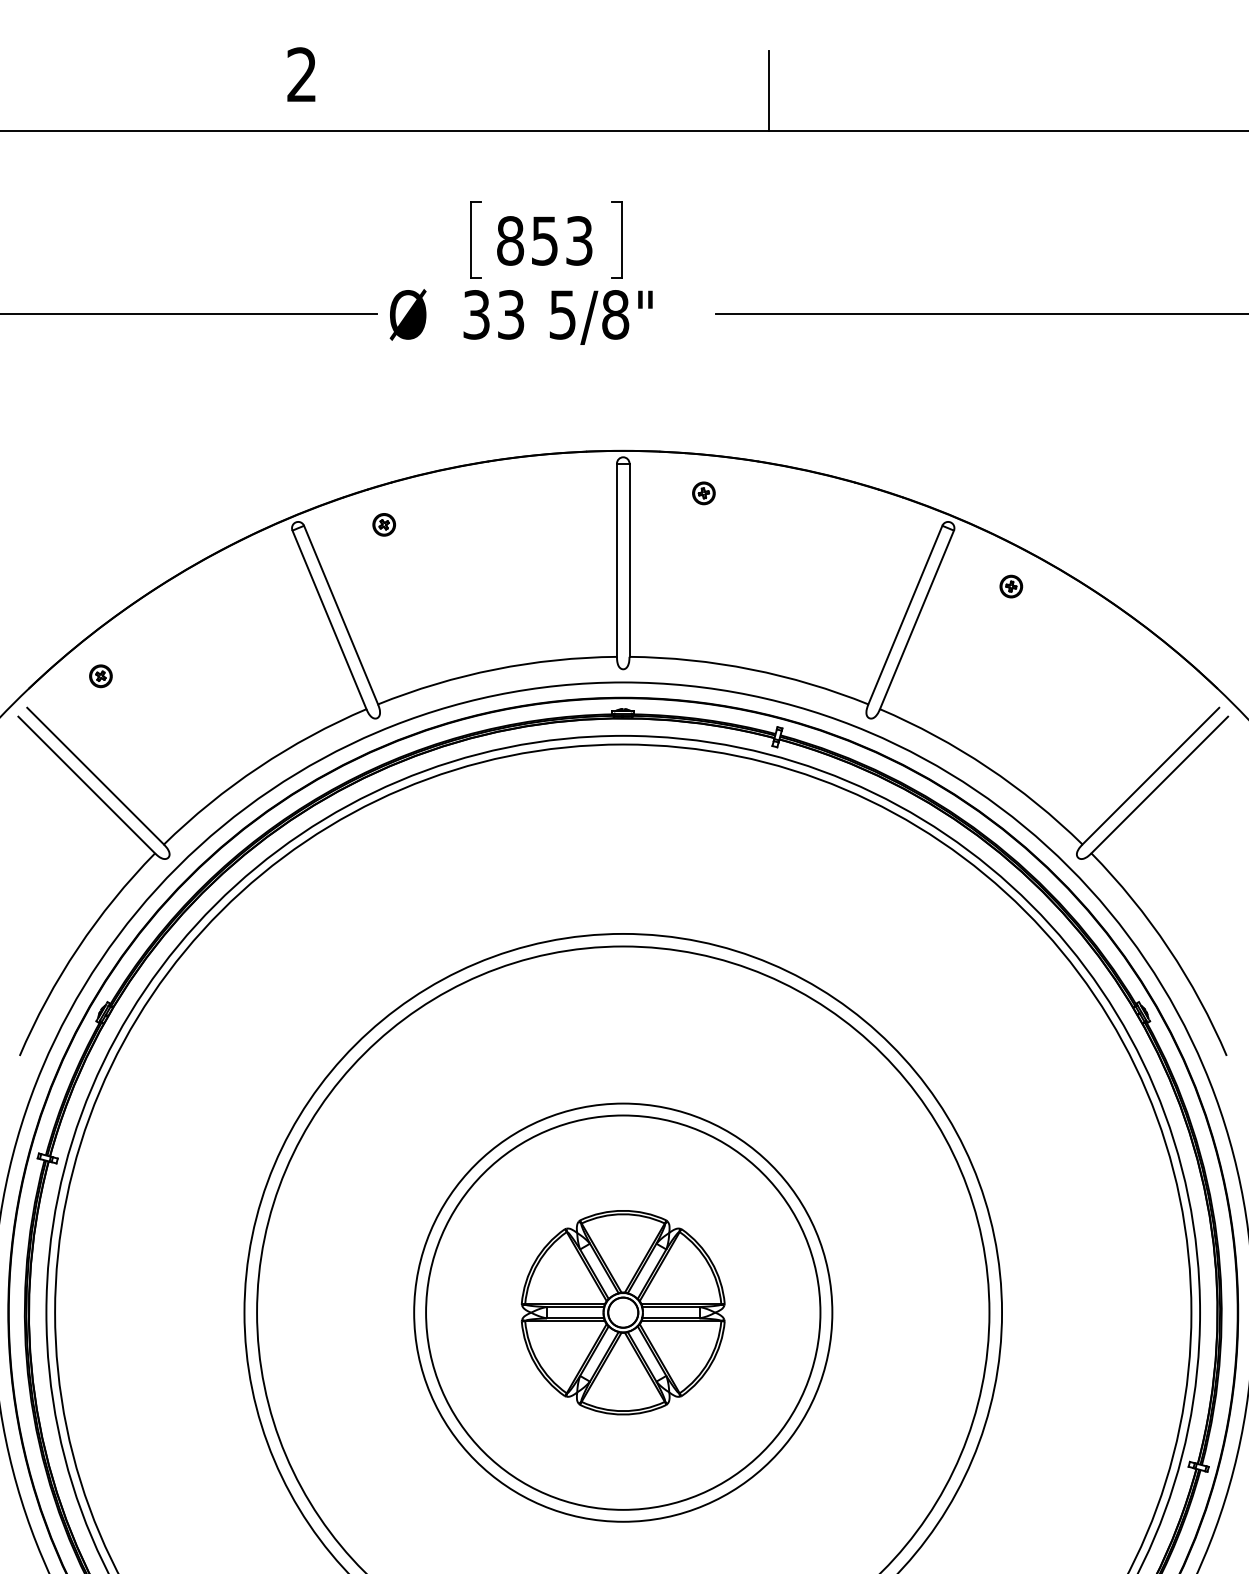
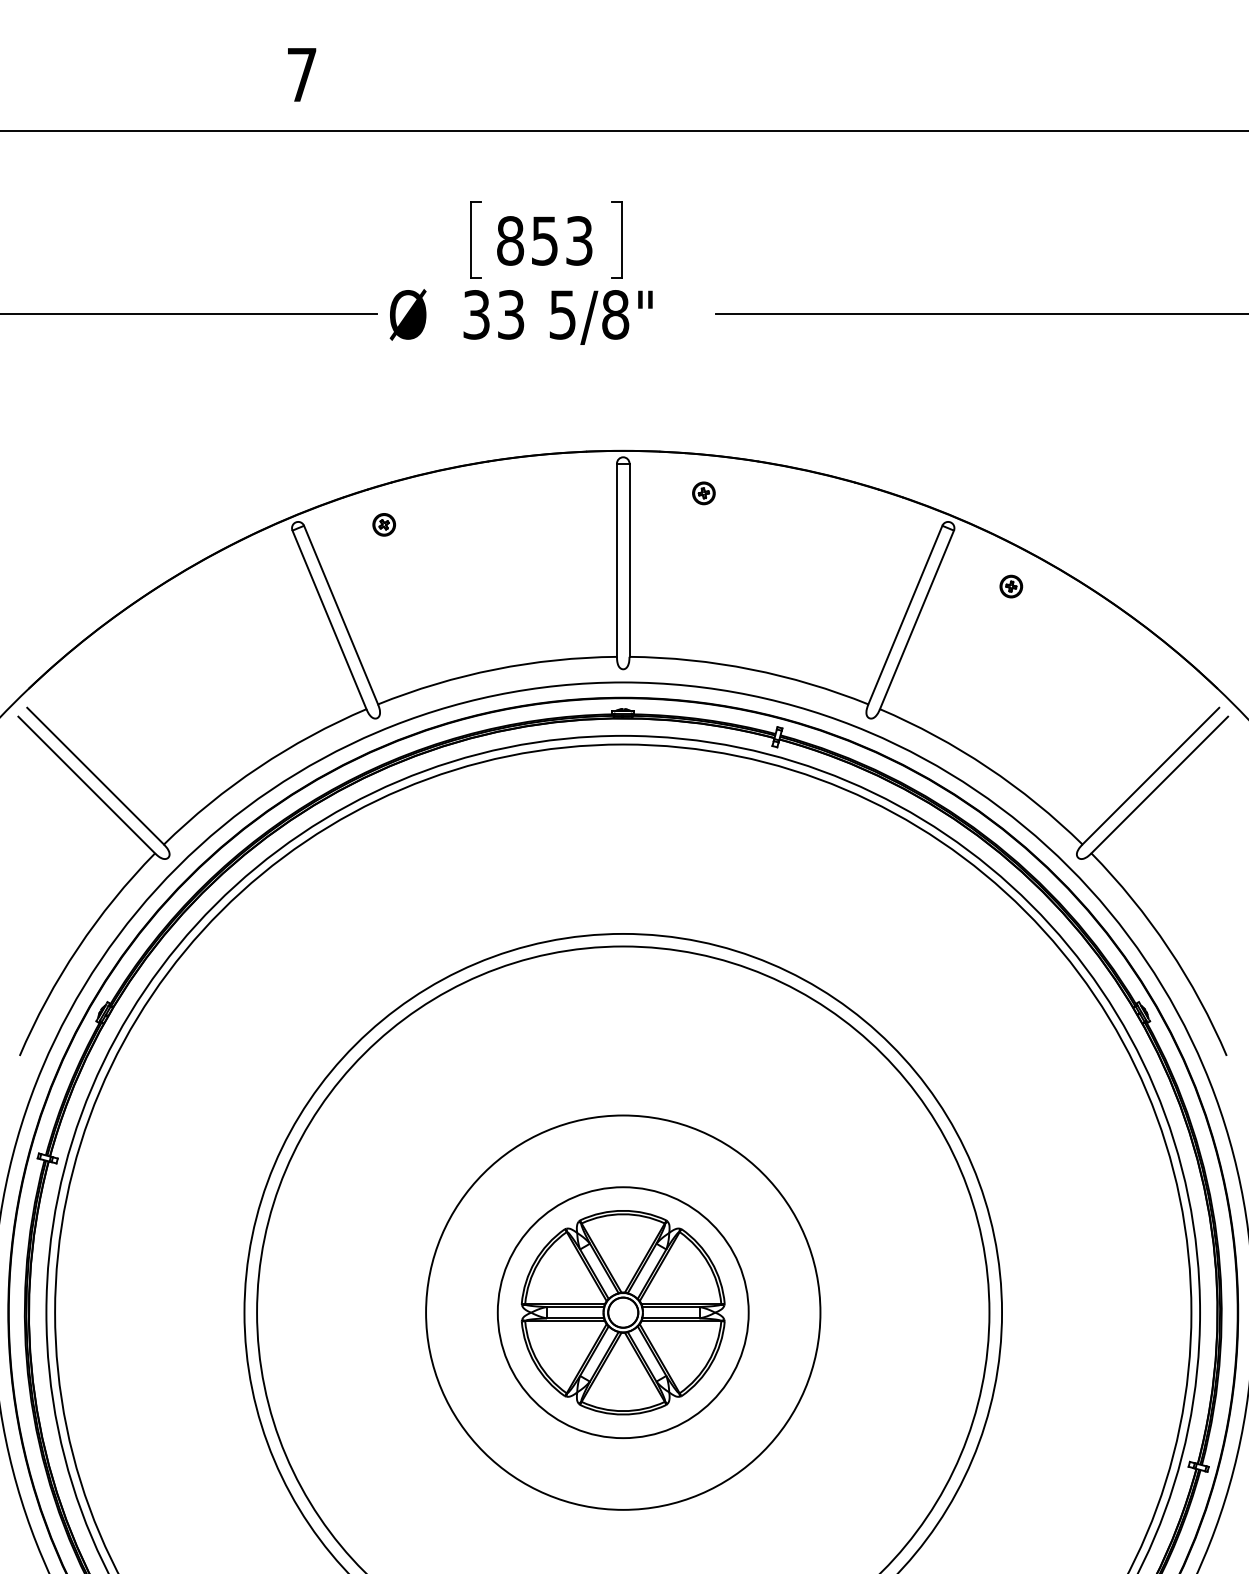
text: 2 -> 7 (301, 74)
line: present -> none (769, 90)
part: present -> none (100, 676)
circle diameter: 418 px -> 251 px (622, 1312)
